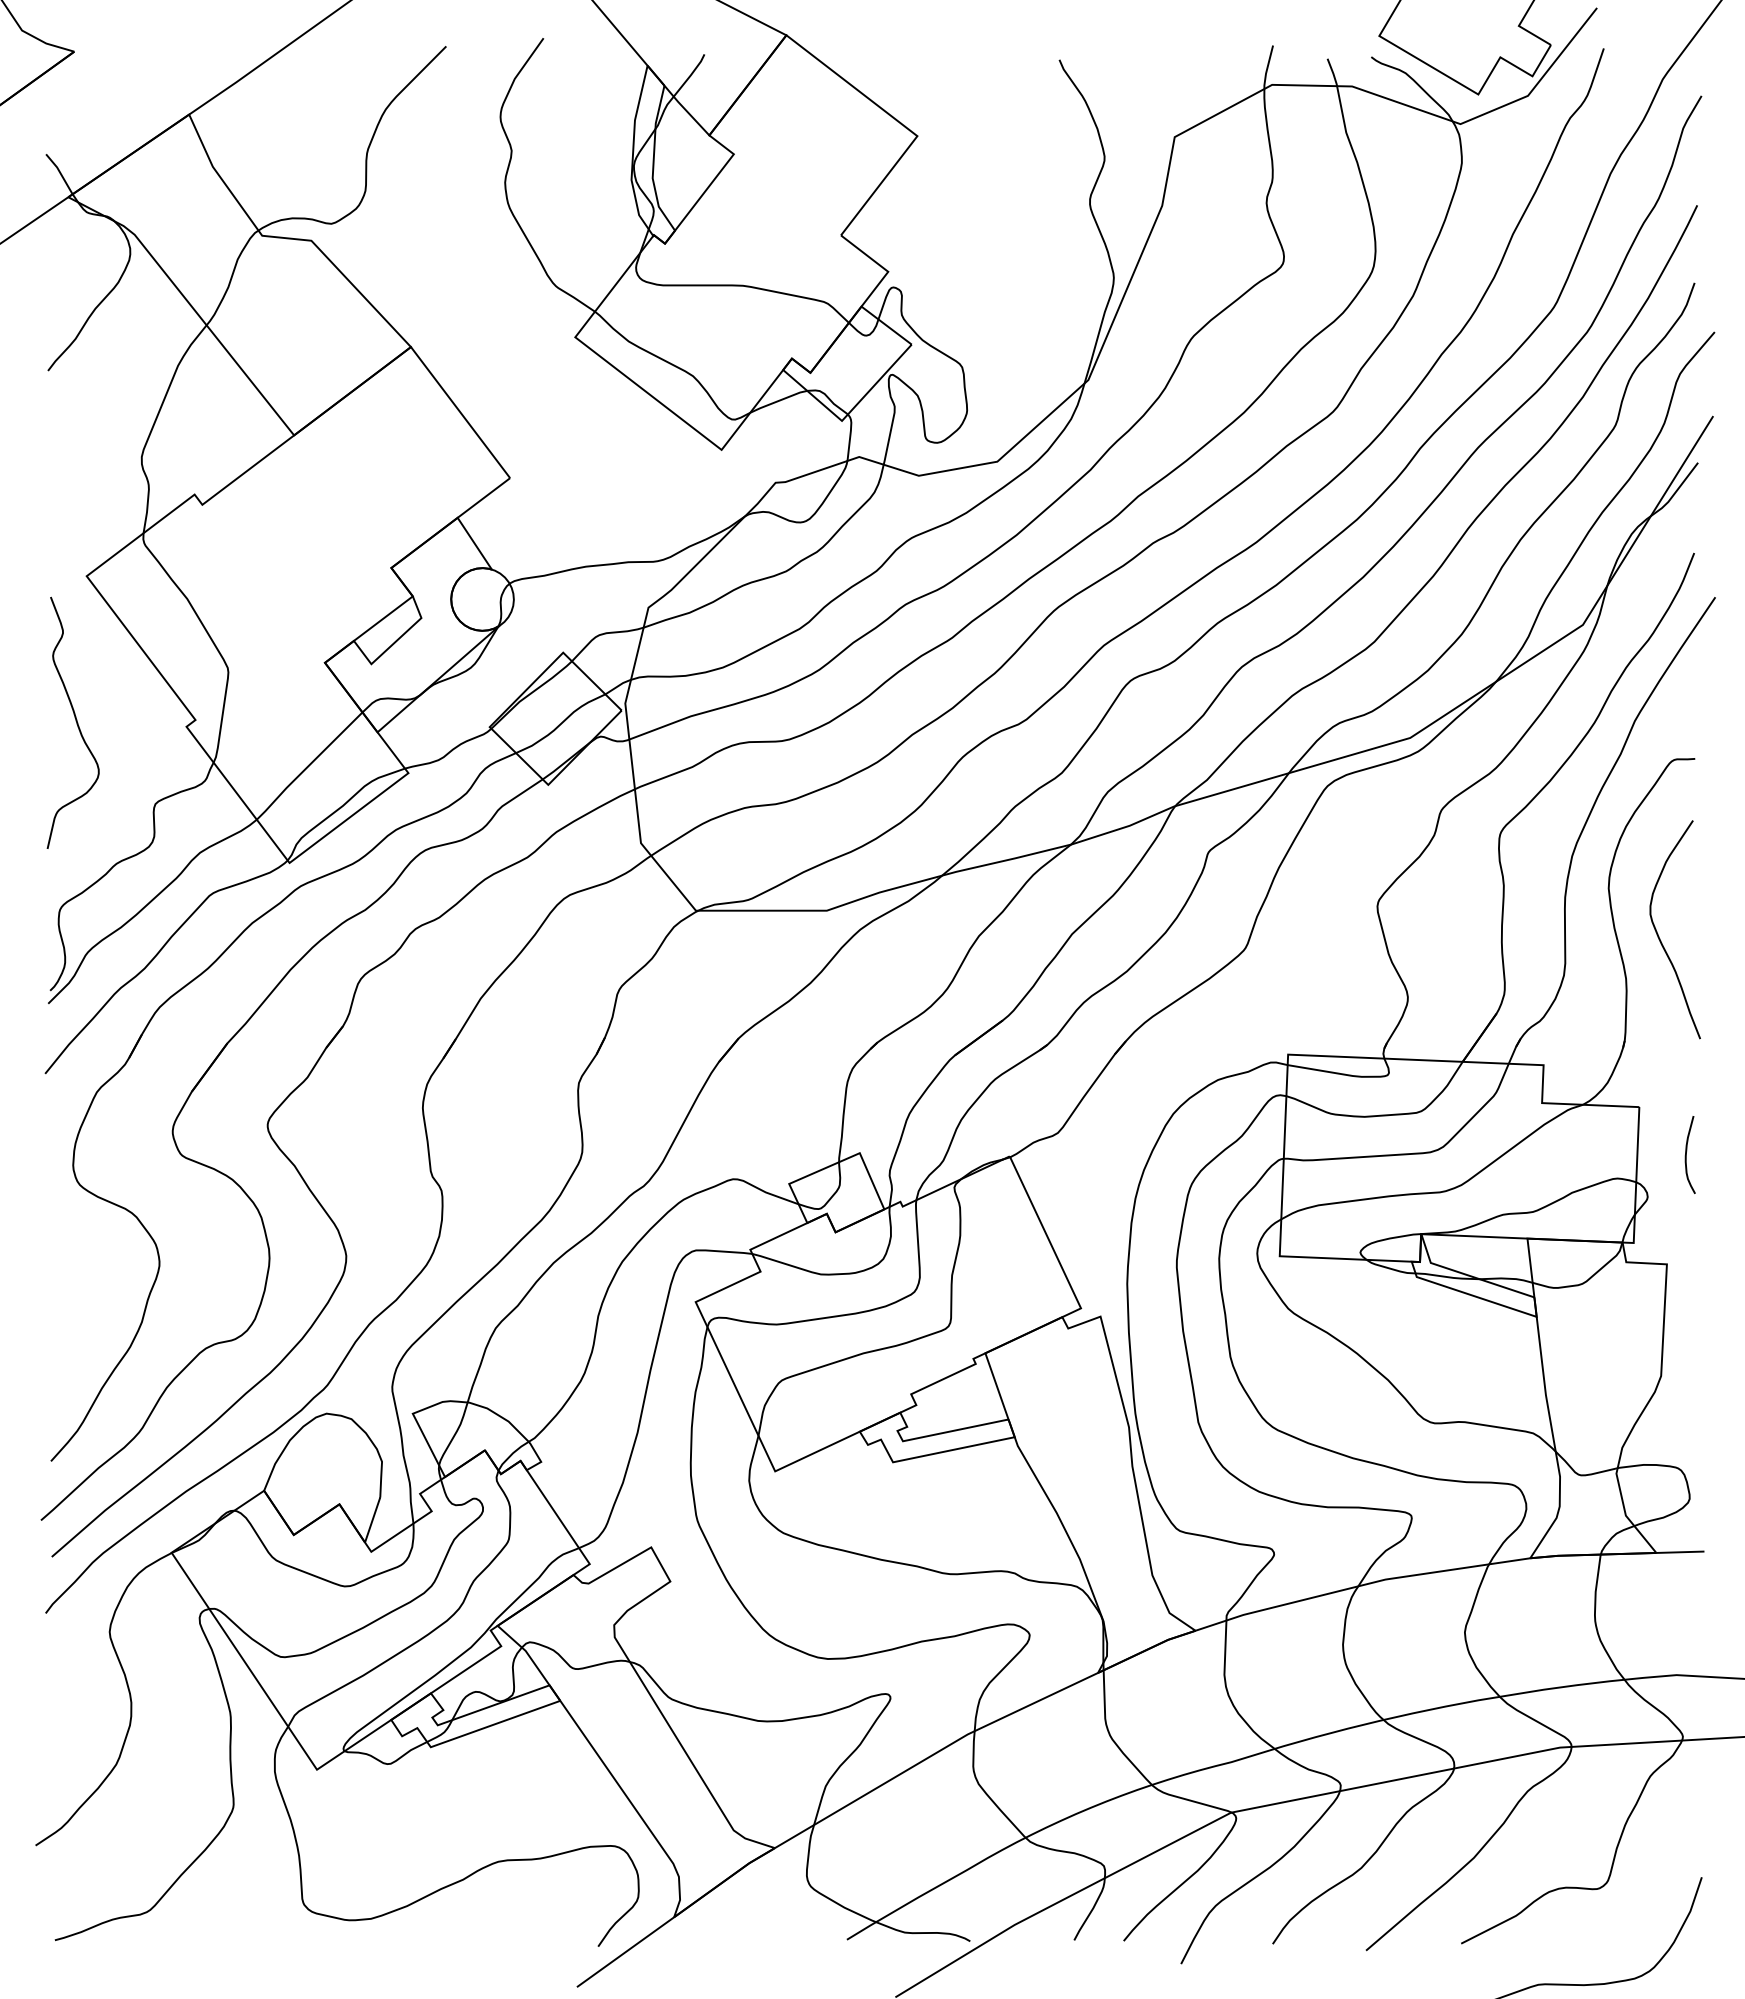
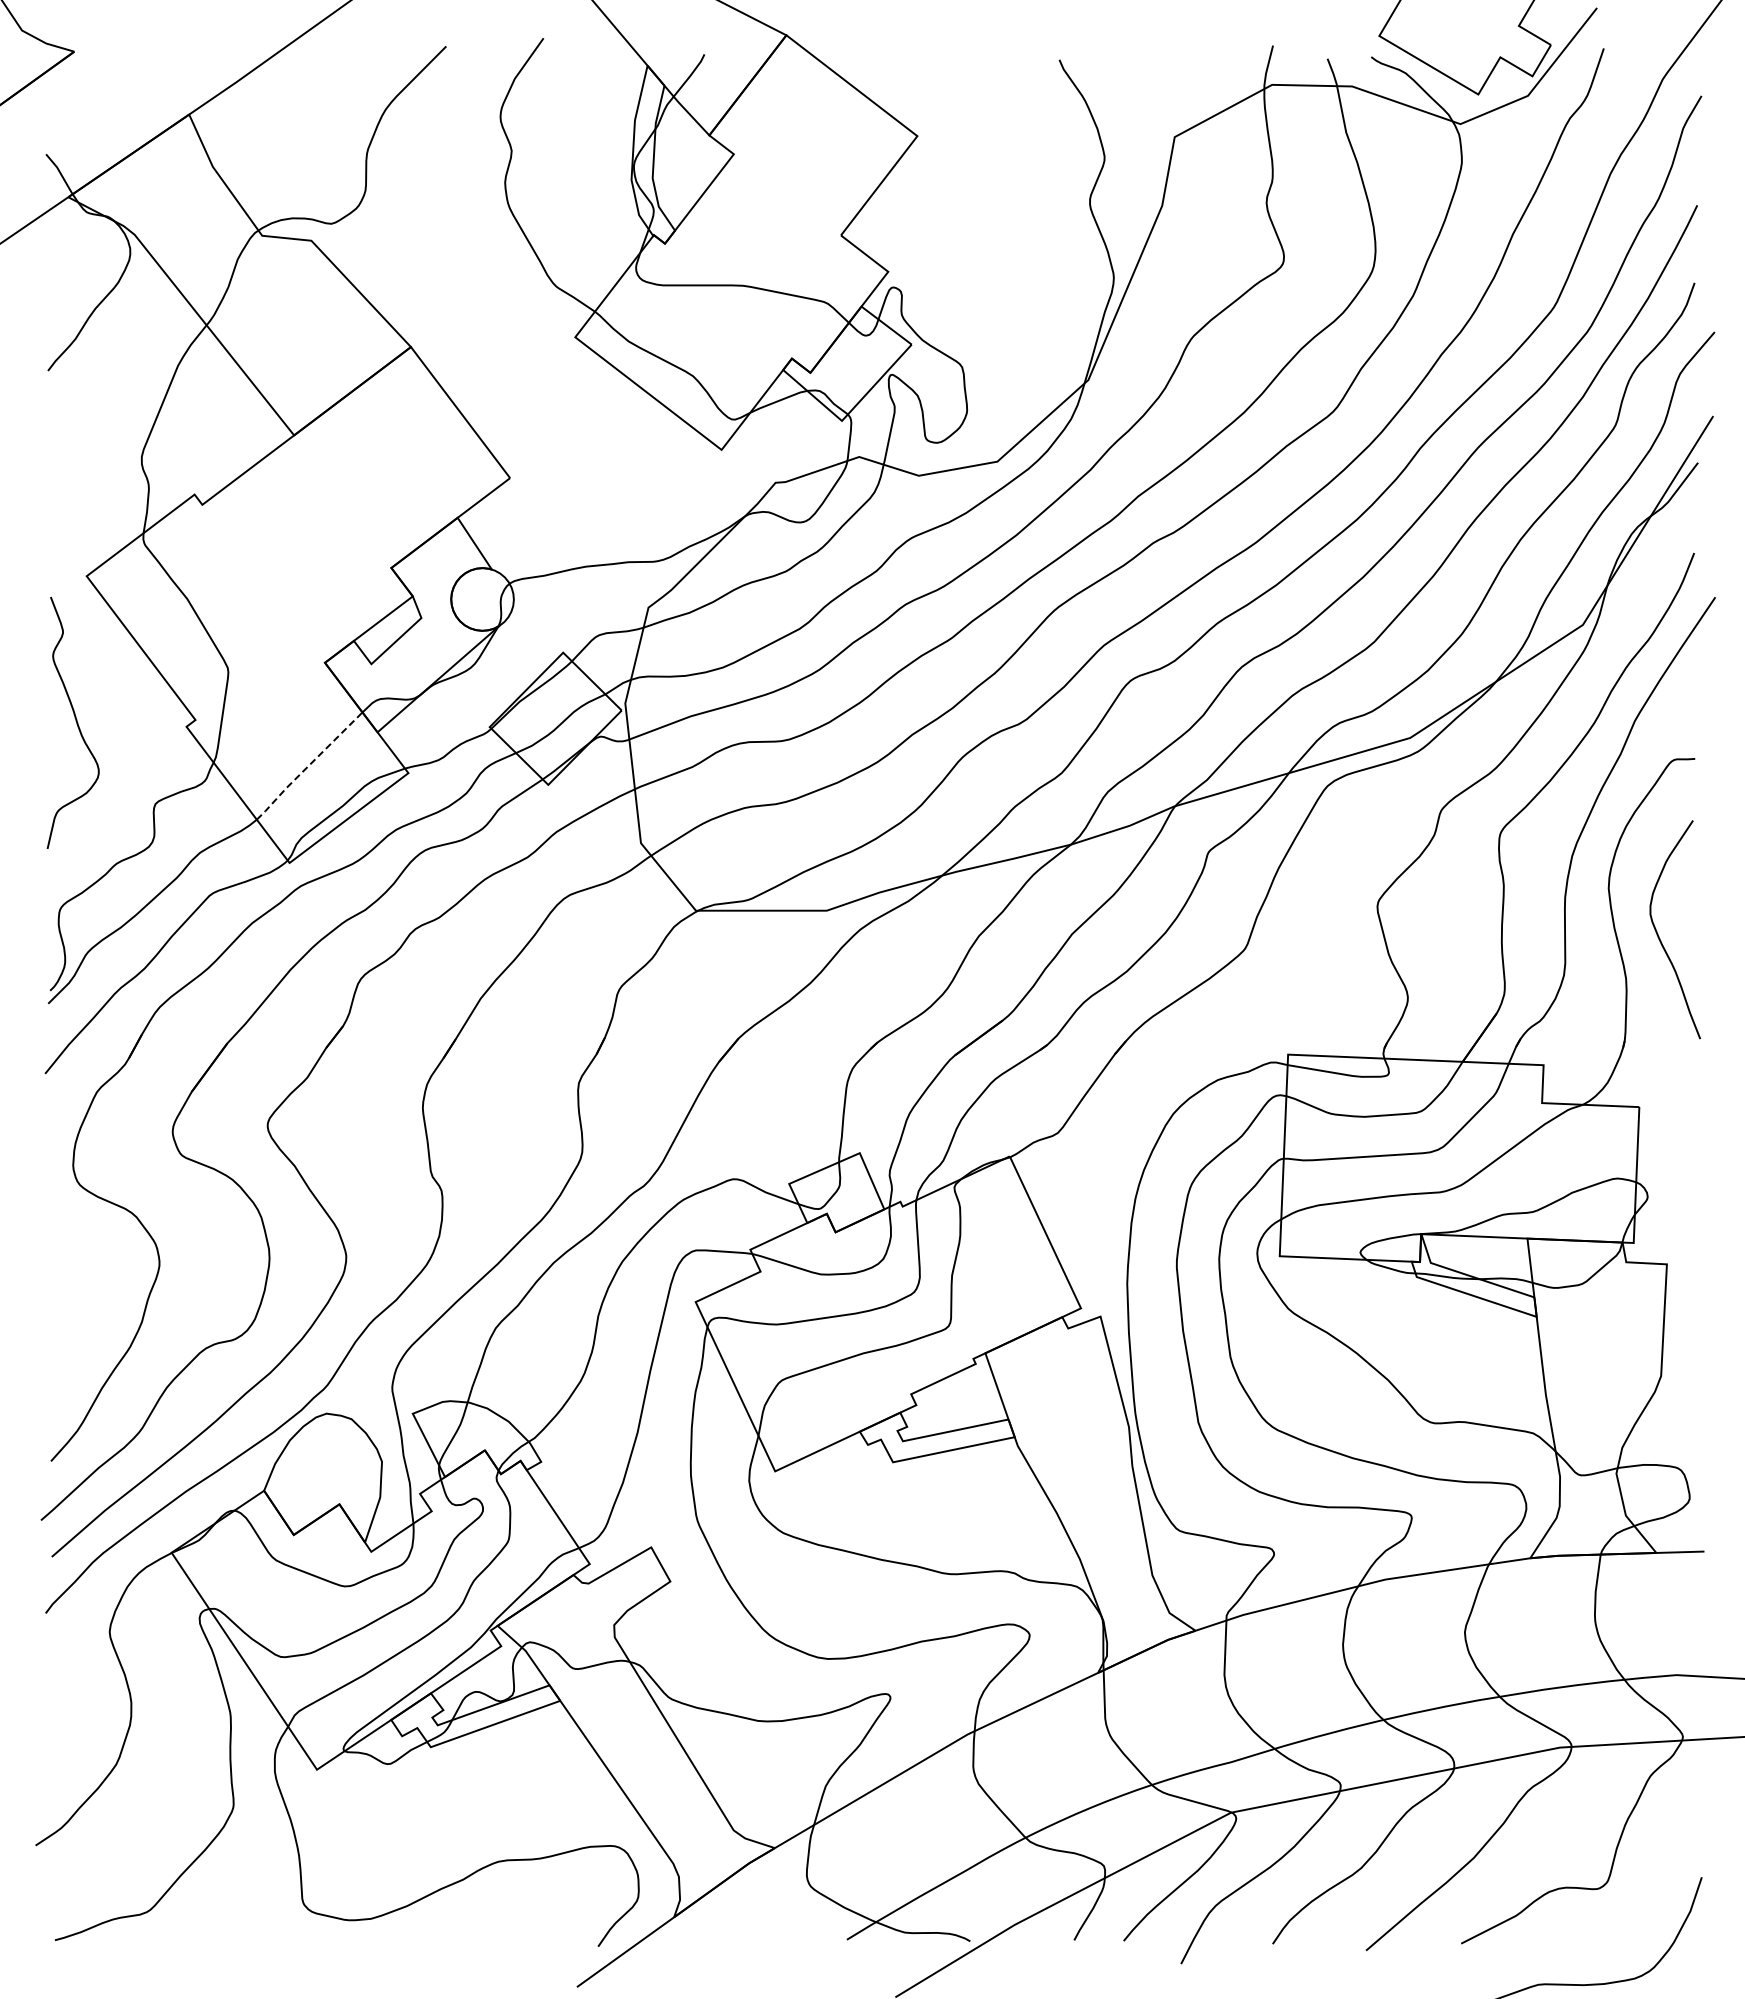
line: solid -> dashed (308, 766)
curve: present -> none (1686, 1154)
